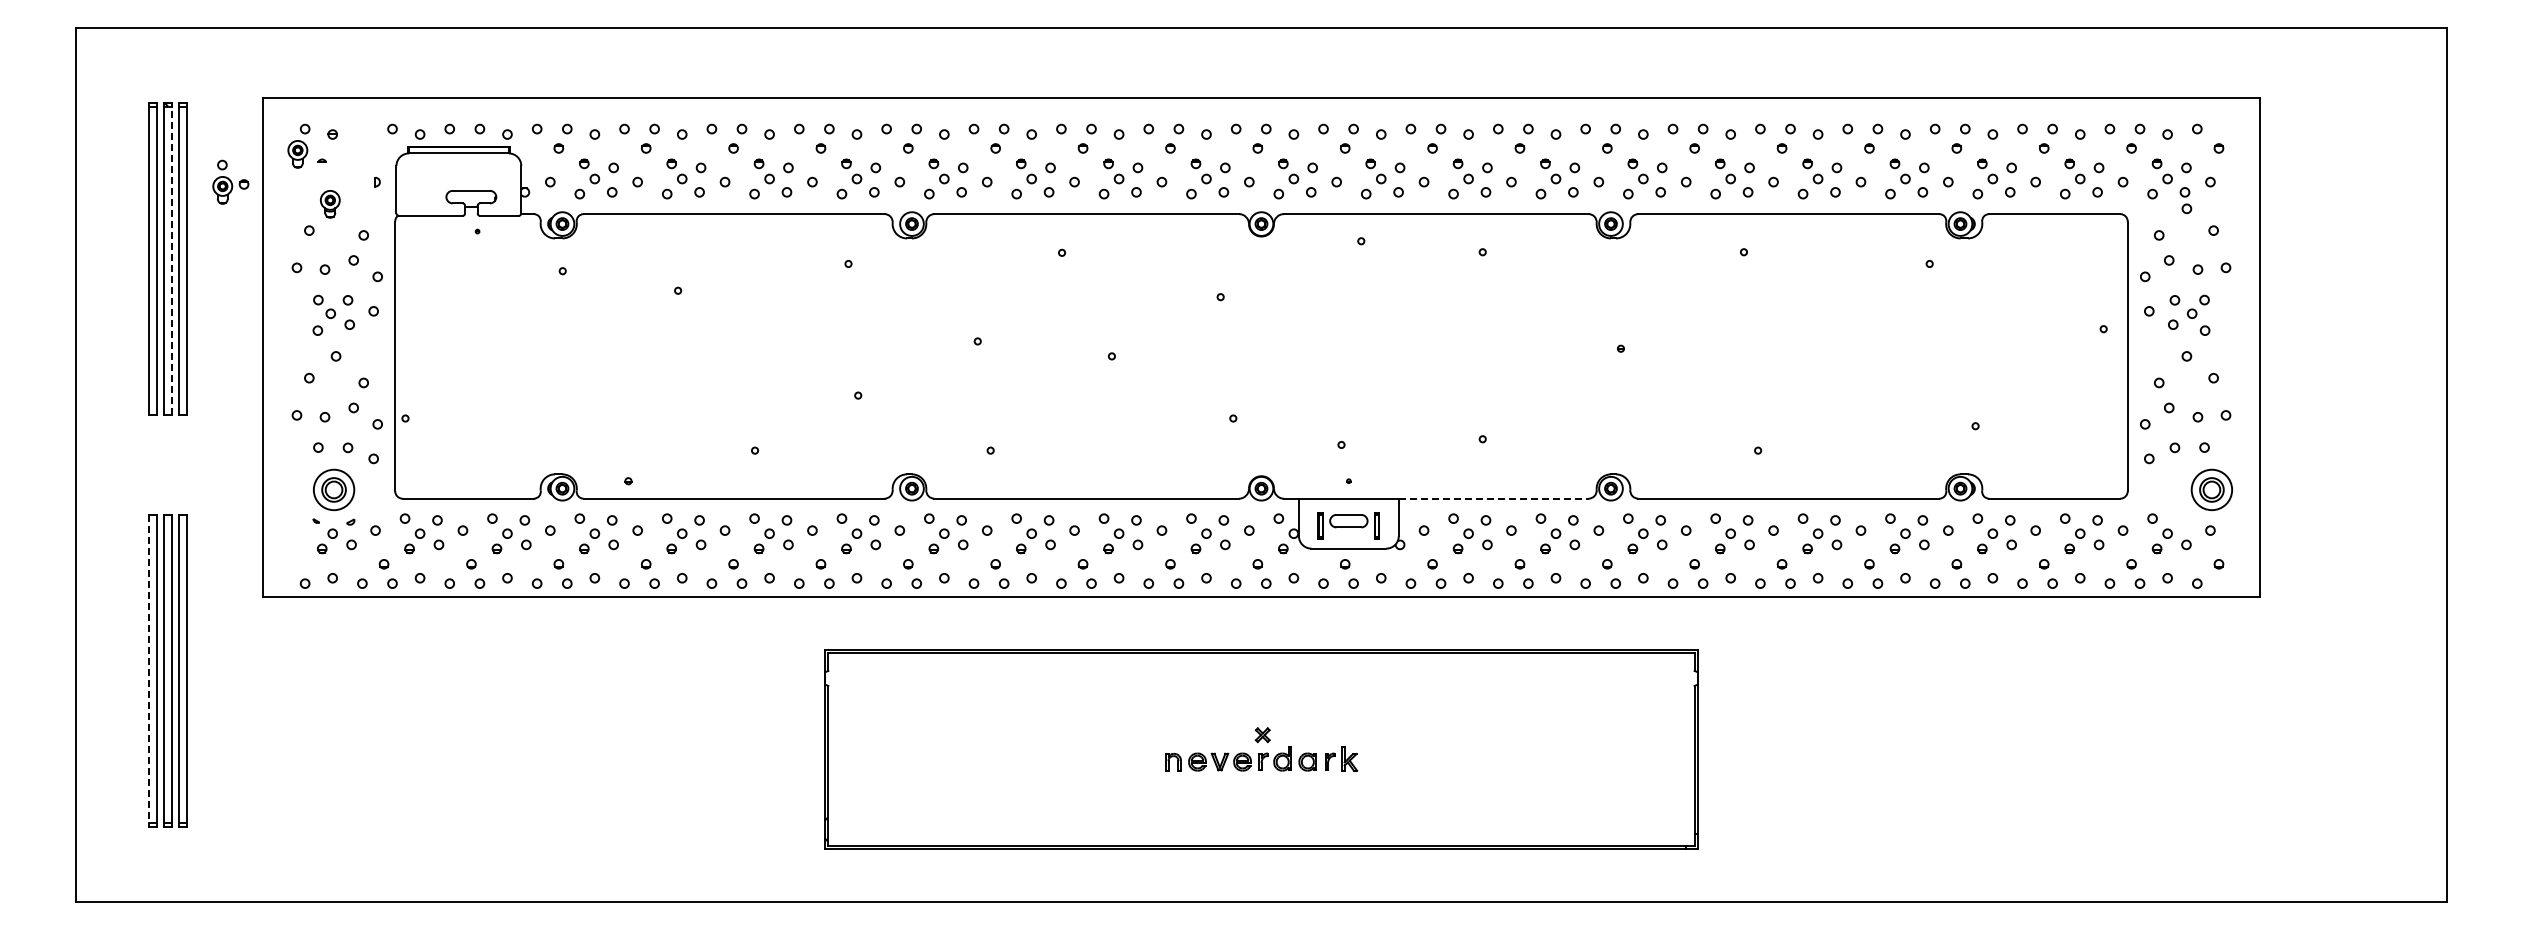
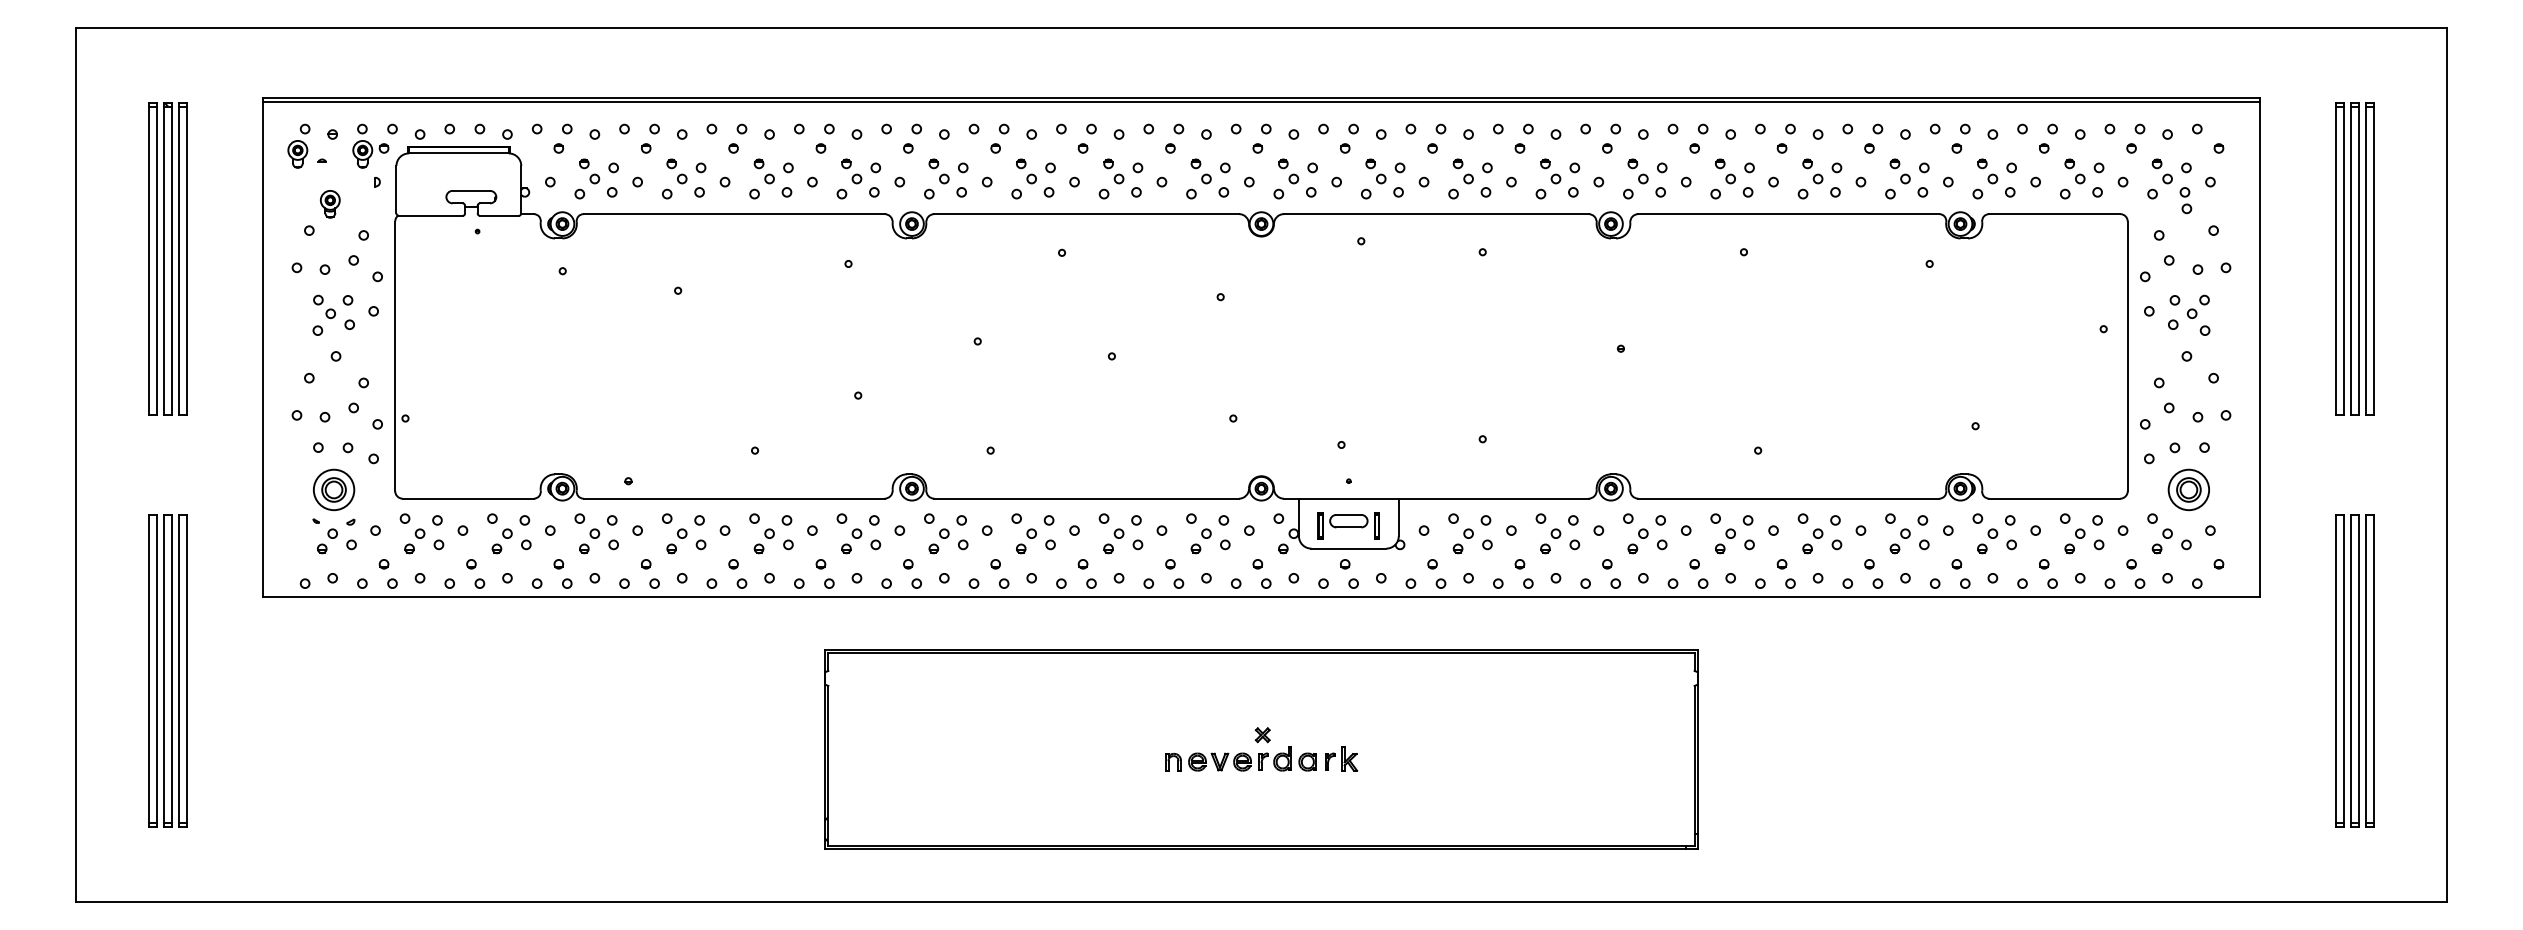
line: none -> present (1261, 101)
part position: (230, 181) -> (370, 145) (370, 145)
line: dashed -> solid (171, 258)
part: none -> present (2354, 258)
part position: (2211, 489) -> (2188, 489) (2188, 489)
line: dashed -> solid (1493, 498)
part: none -> present (2354, 670)
line: dashed -> solid (149, 671)
